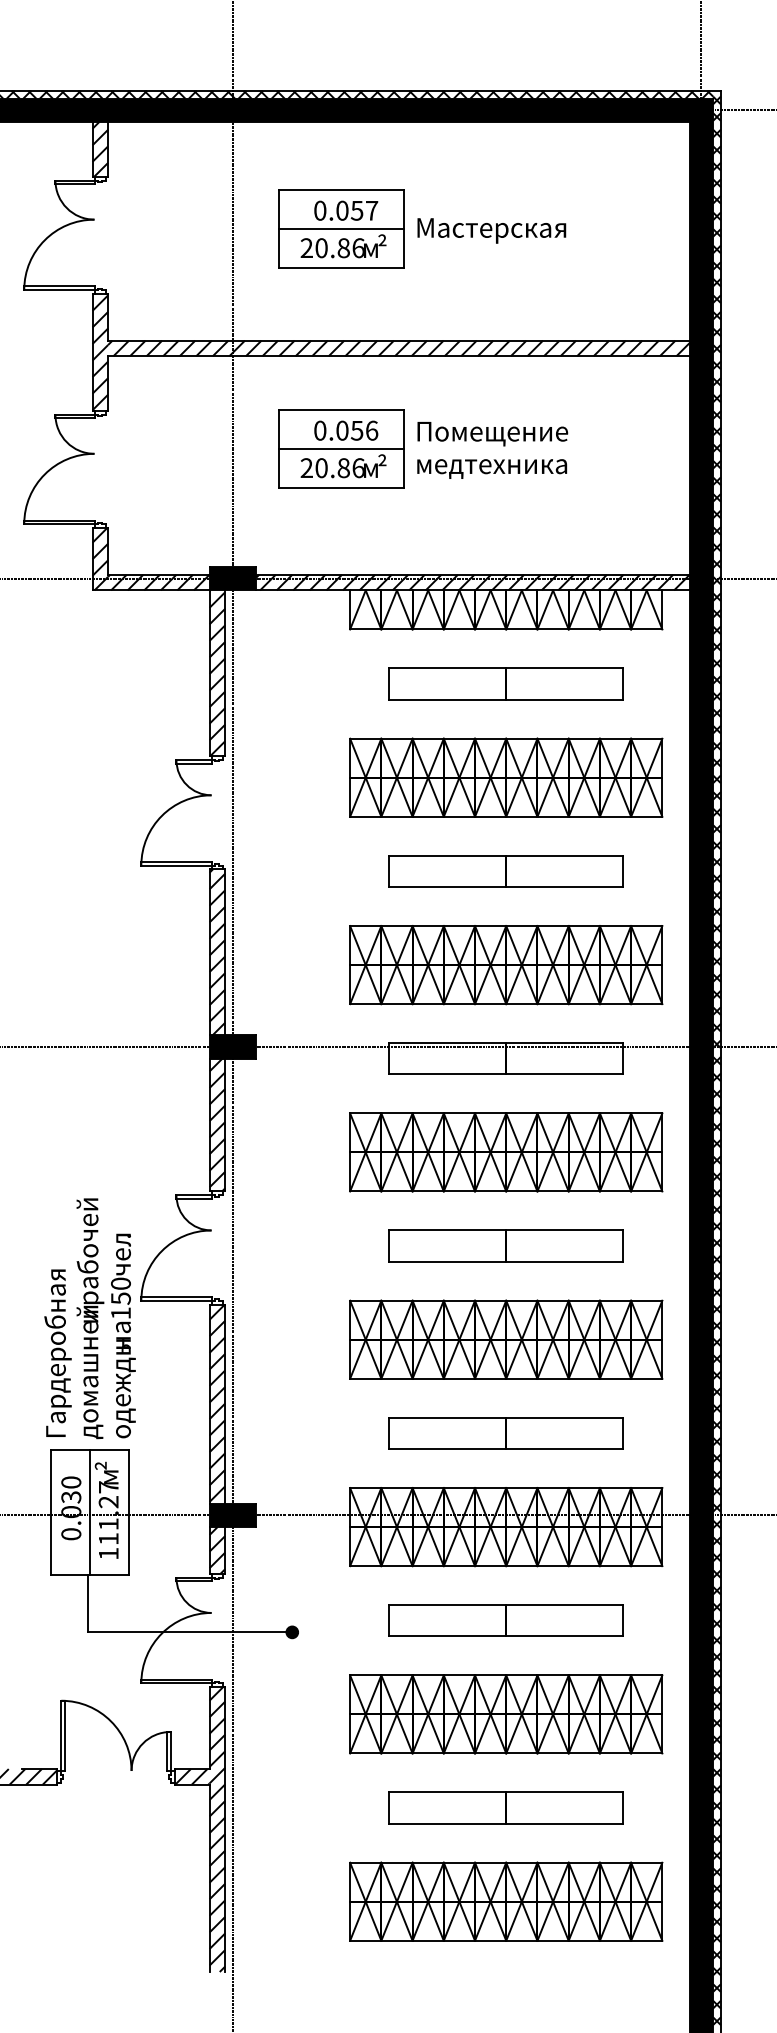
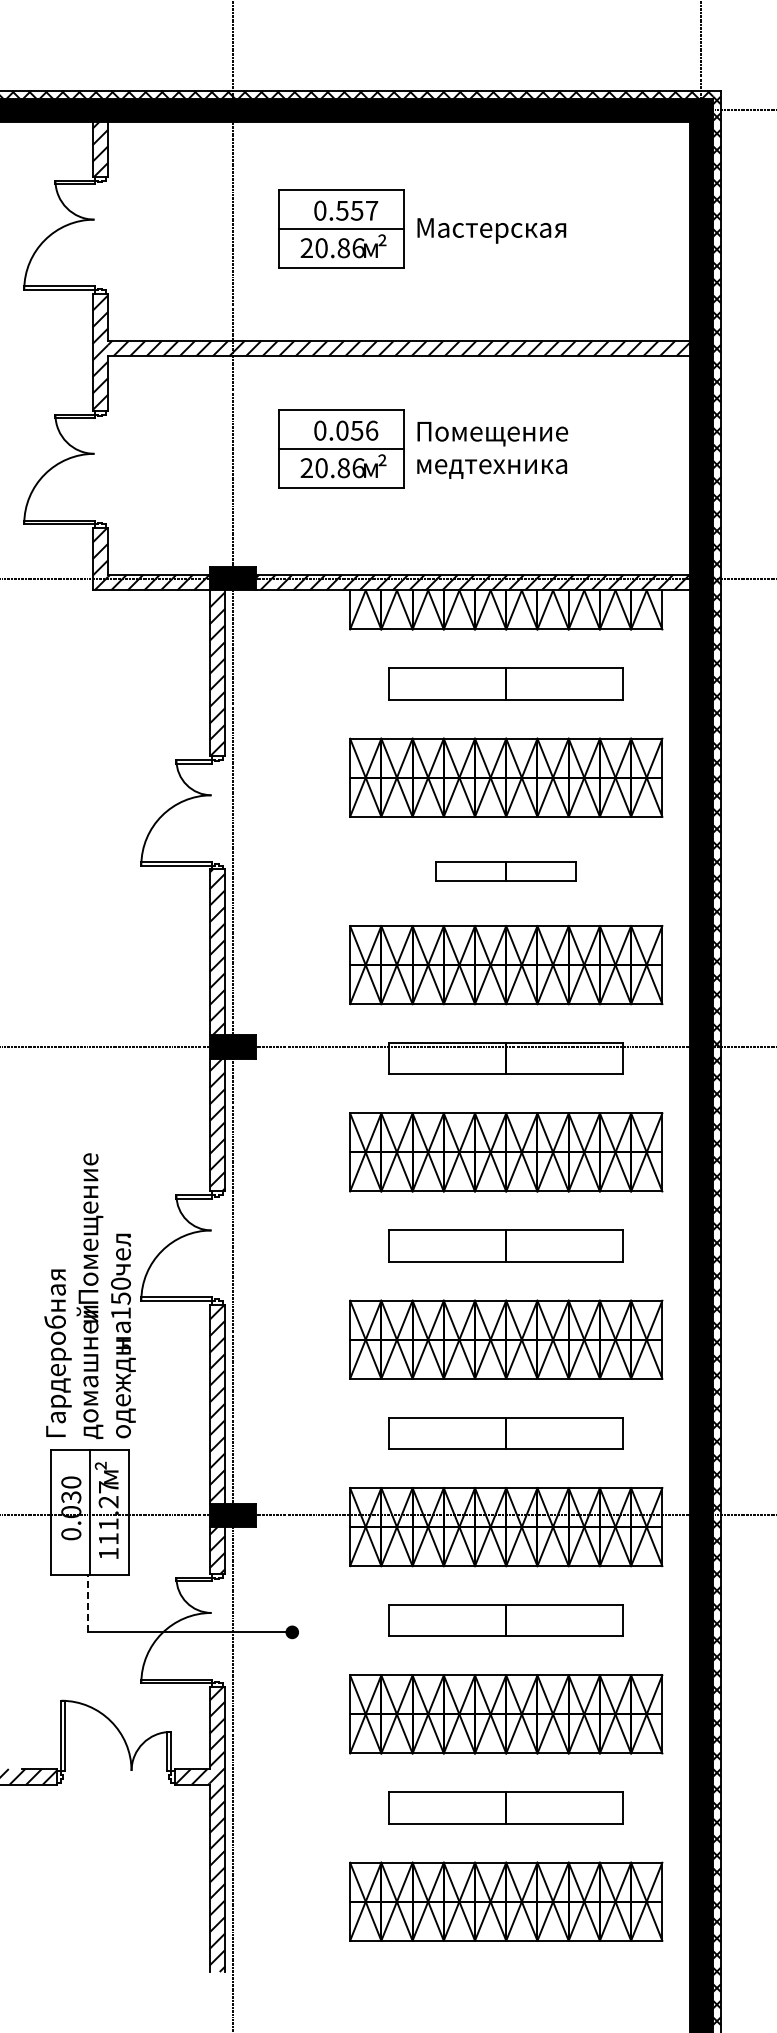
text: 0.057 -> 0.557 (342, 210)
part size: 236x33 px -> 142x21 px (505, 871)
text: рабочей -> Помещение (90, 1228)
line: solid -> dashed (88, 1603)
